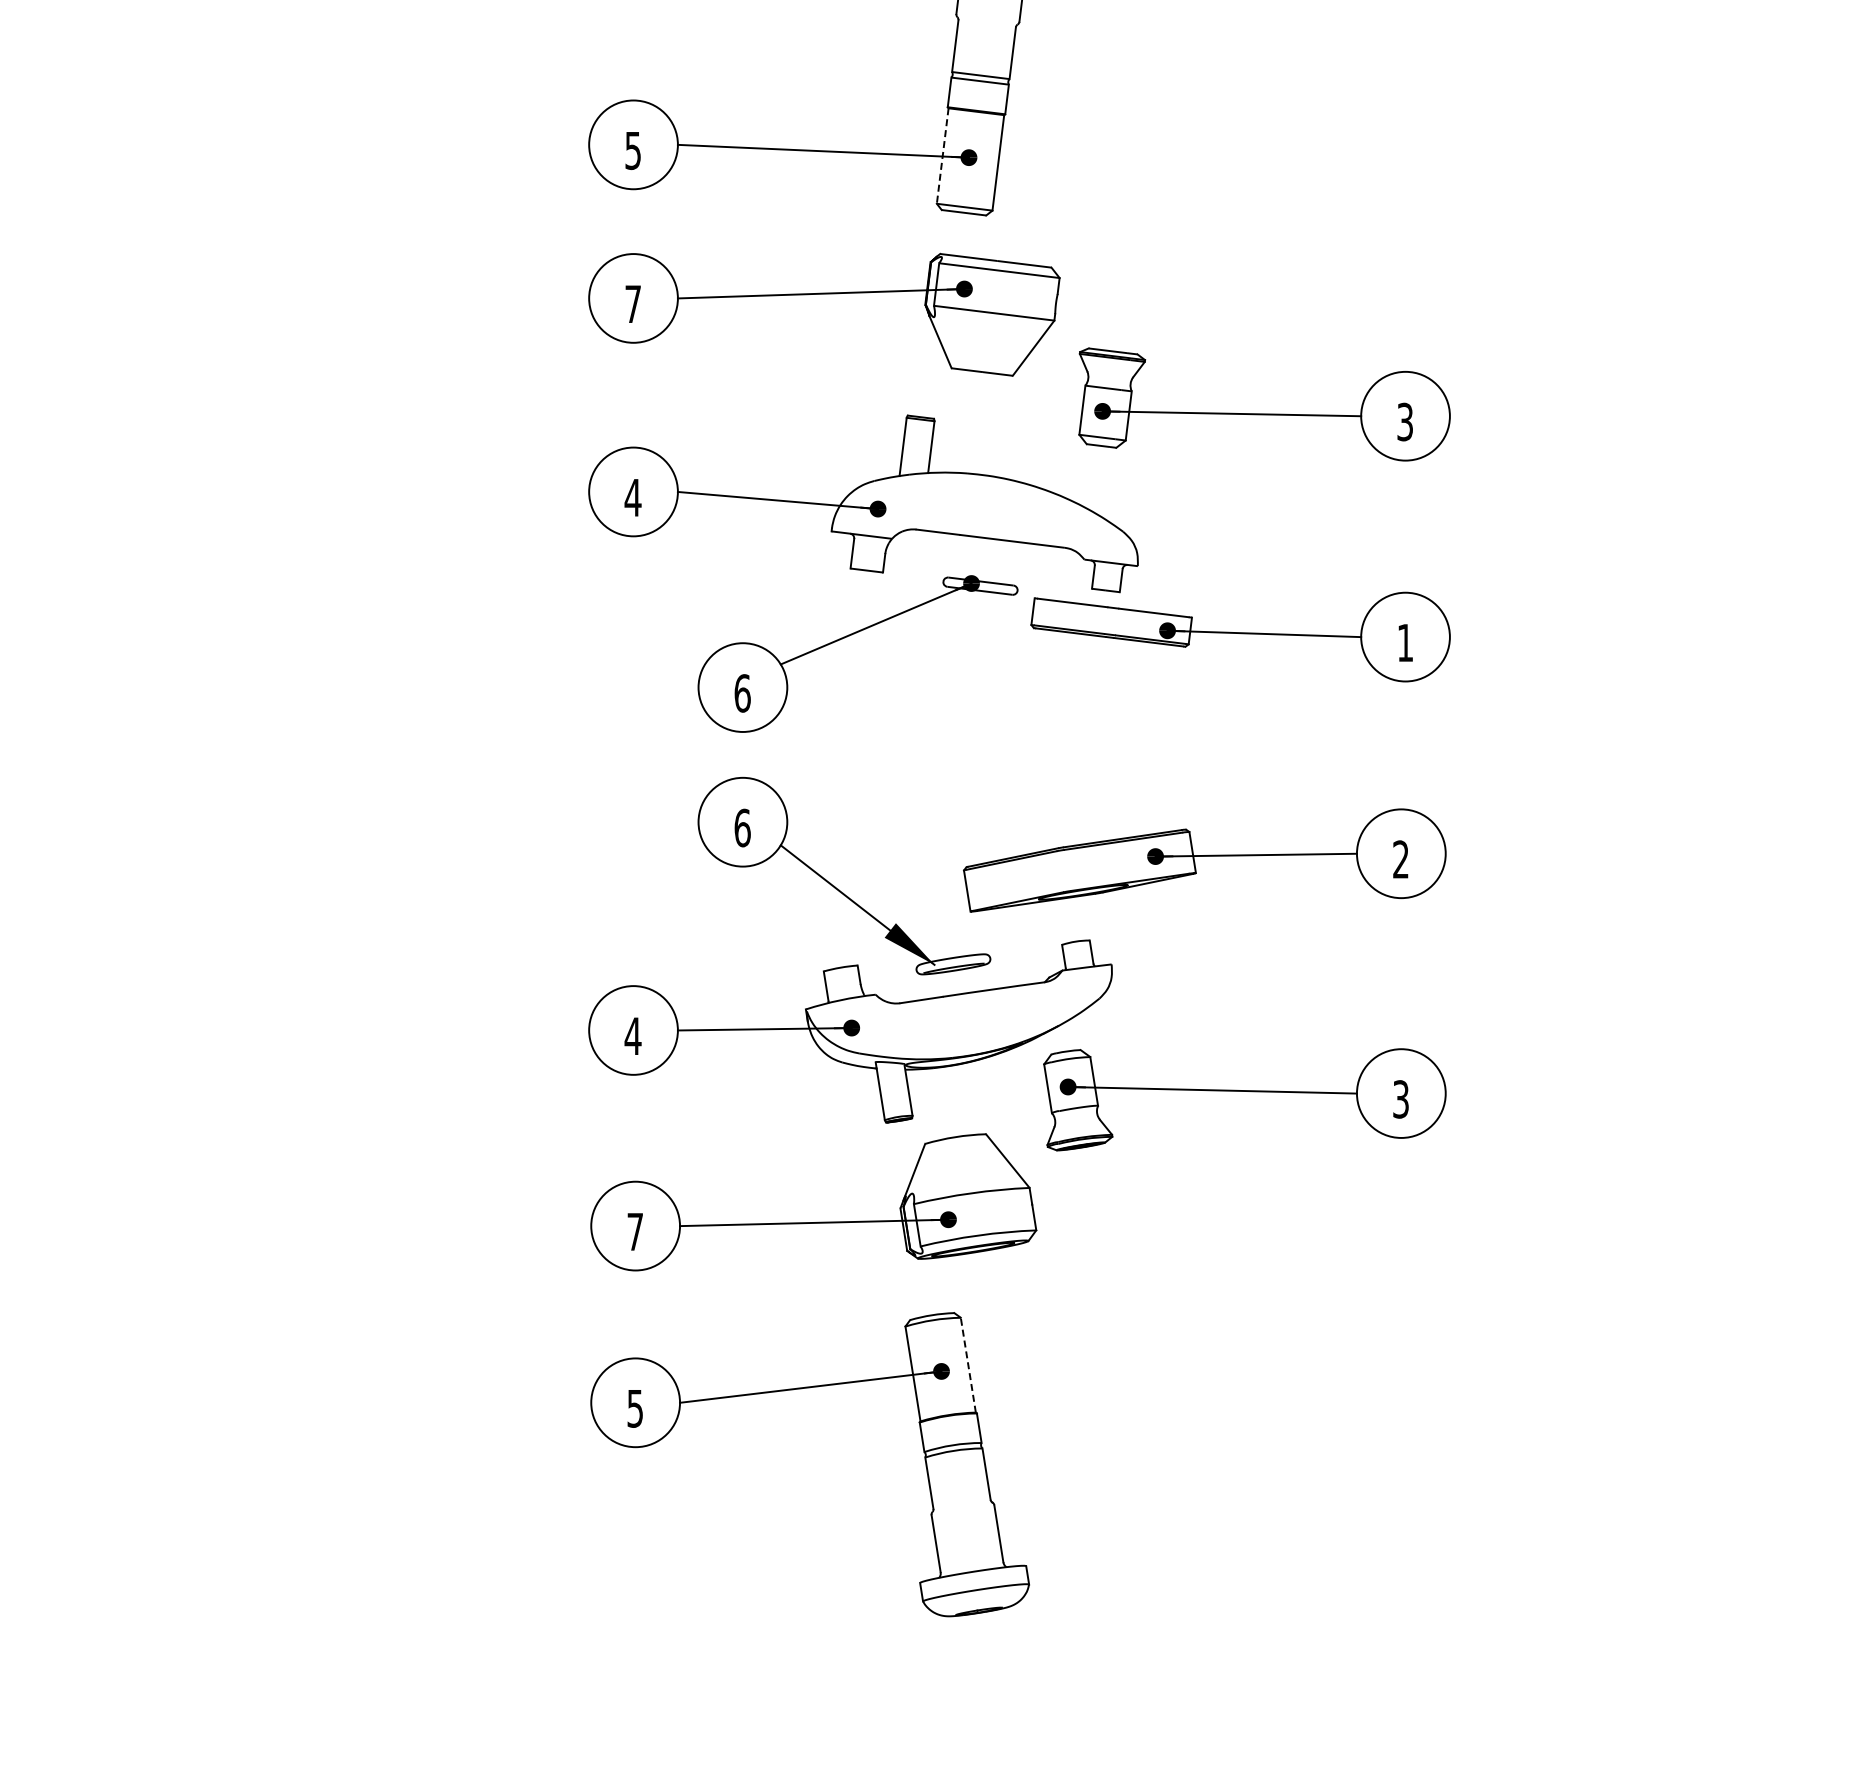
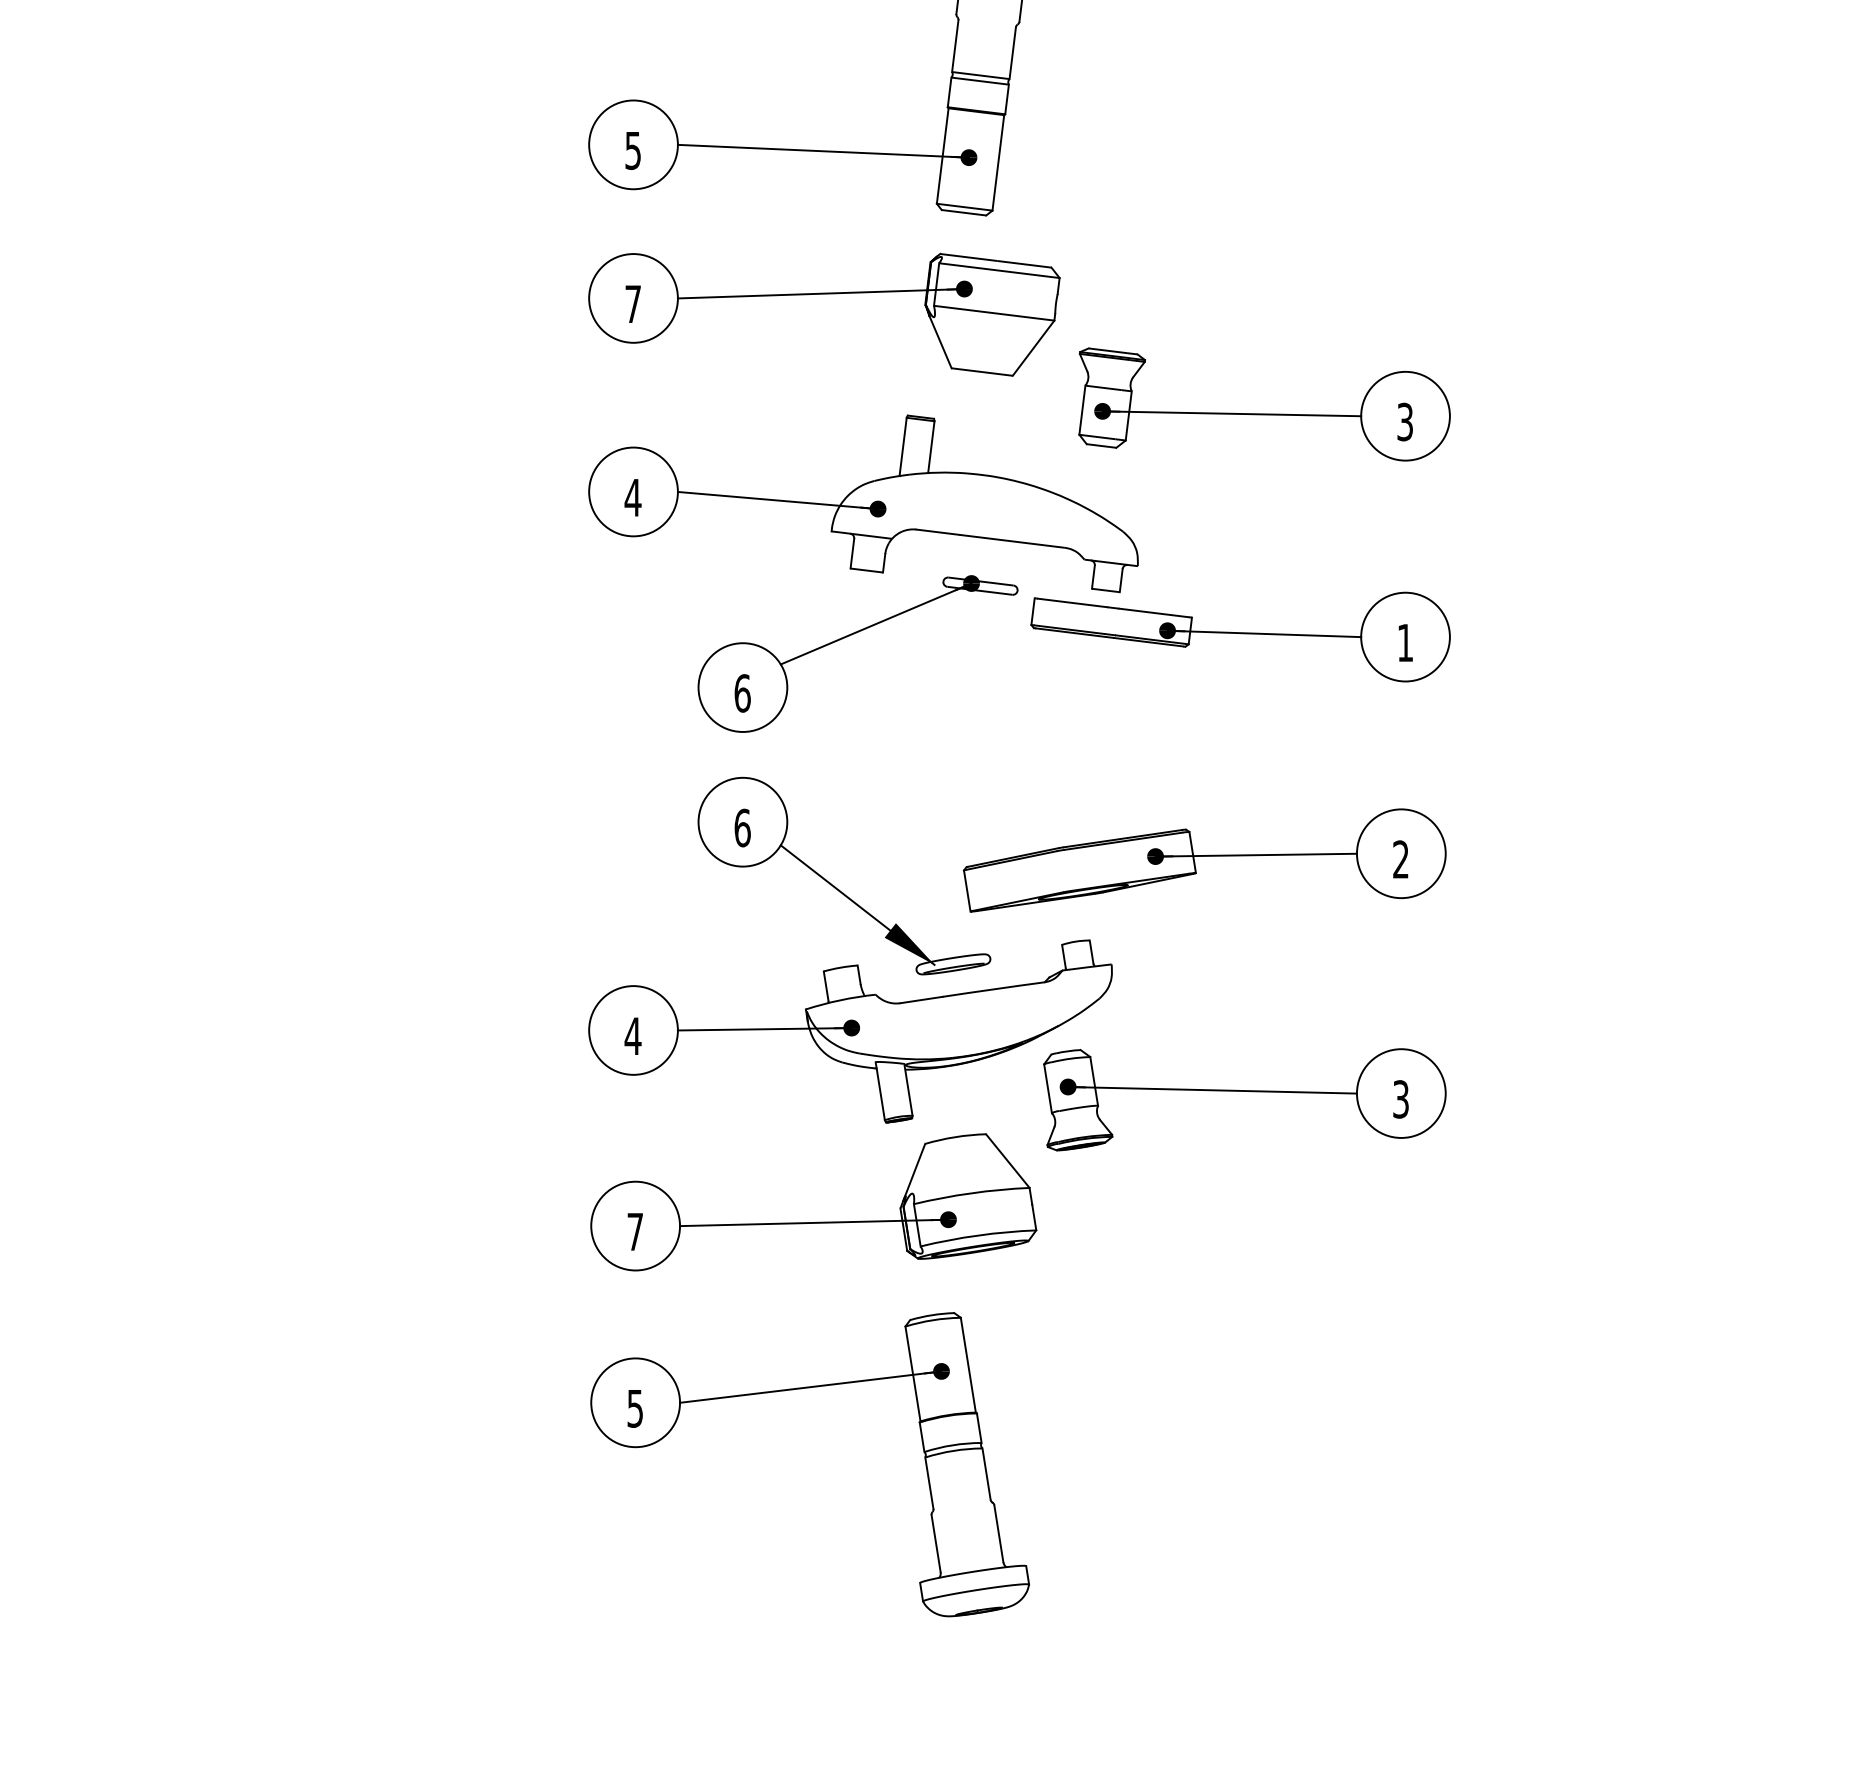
line: dashed -> solid (942, 156)
line: dashed -> solid (968, 1364)
